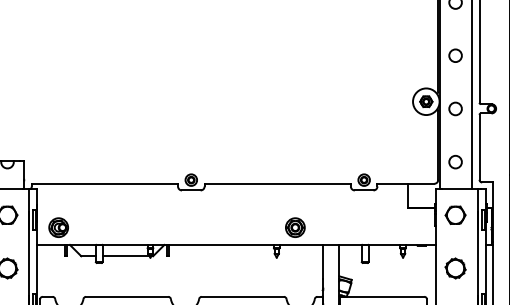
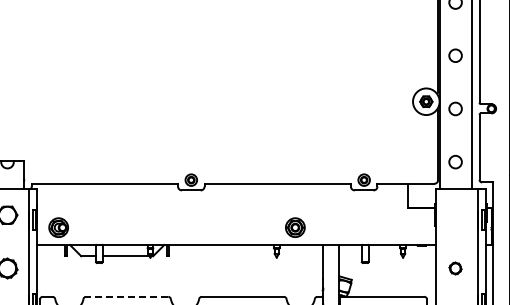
part: present -> none (455, 214)
part size: 23x23 px -> 15x15 px (455, 268)
line: solid -> dashed (126, 296)
